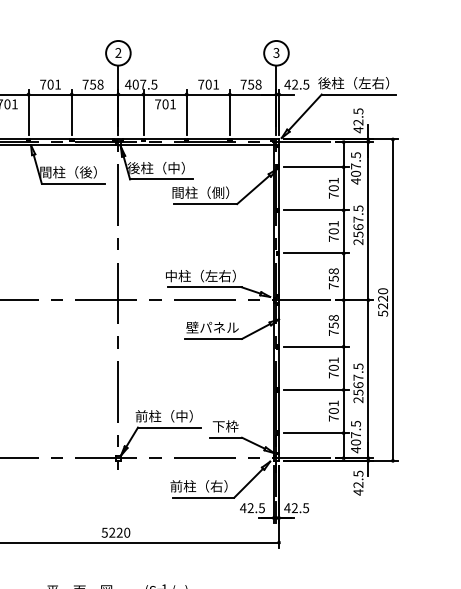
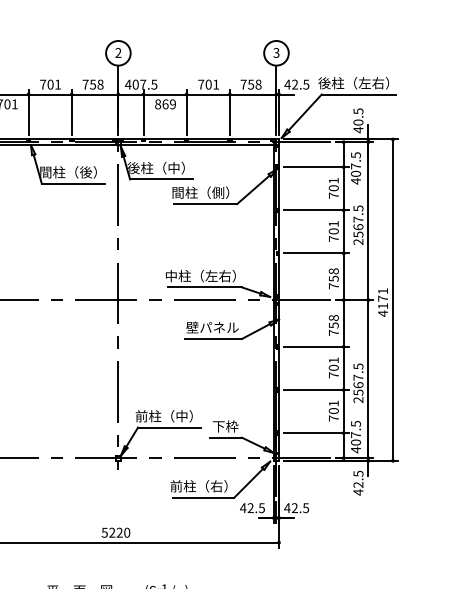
text: 701 -> 869 (165, 104)
text: 42.5 -> 40.5 (358, 122)
text: 5220 -> 4171 (383, 302)
